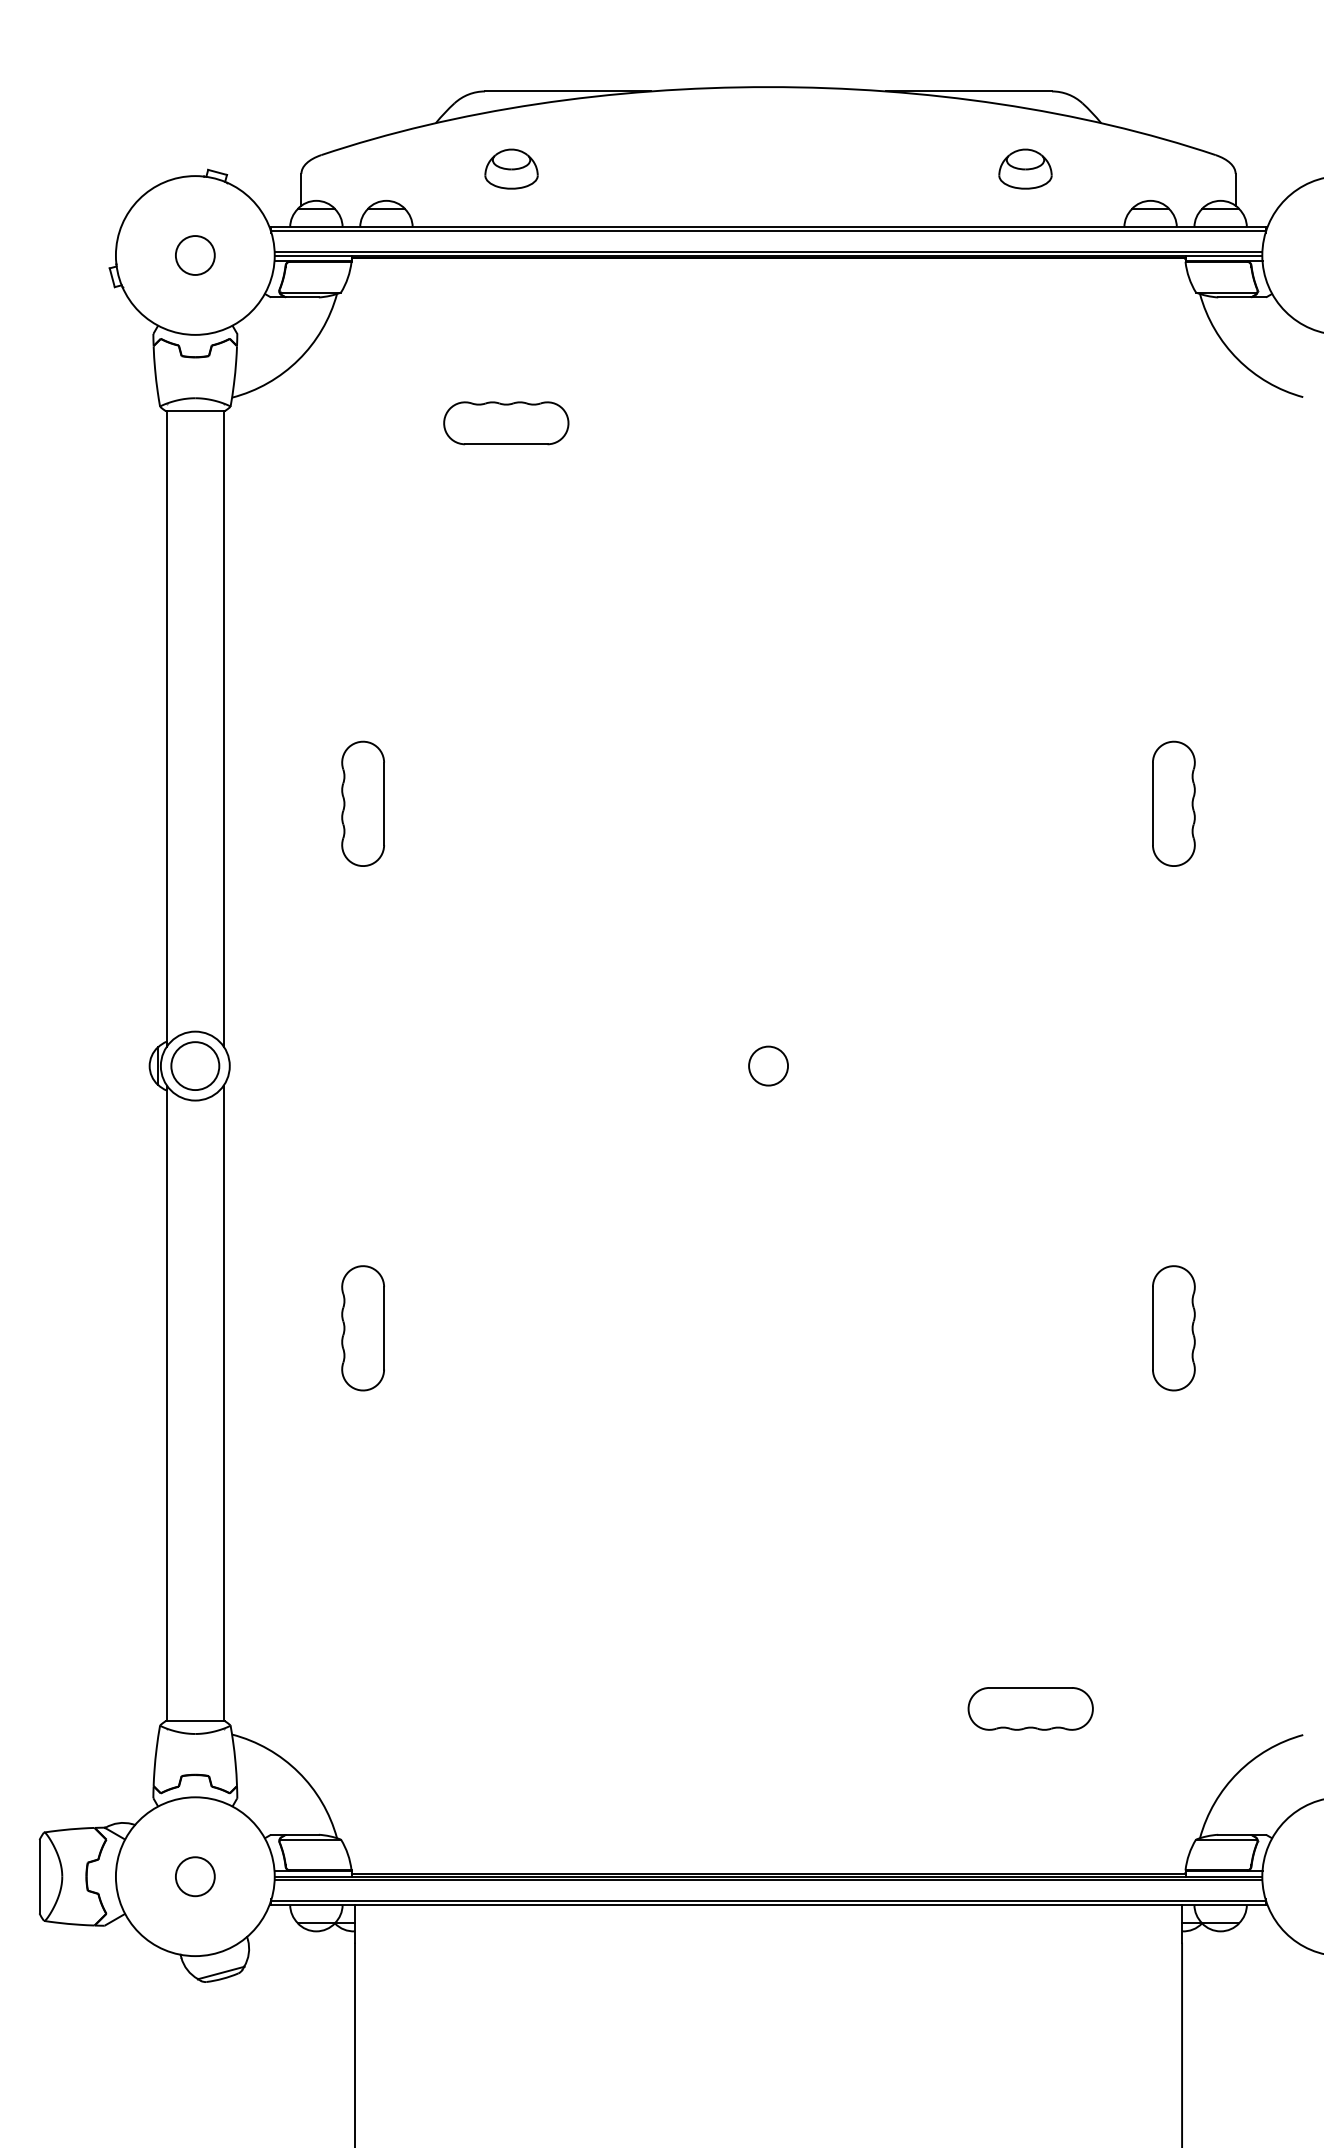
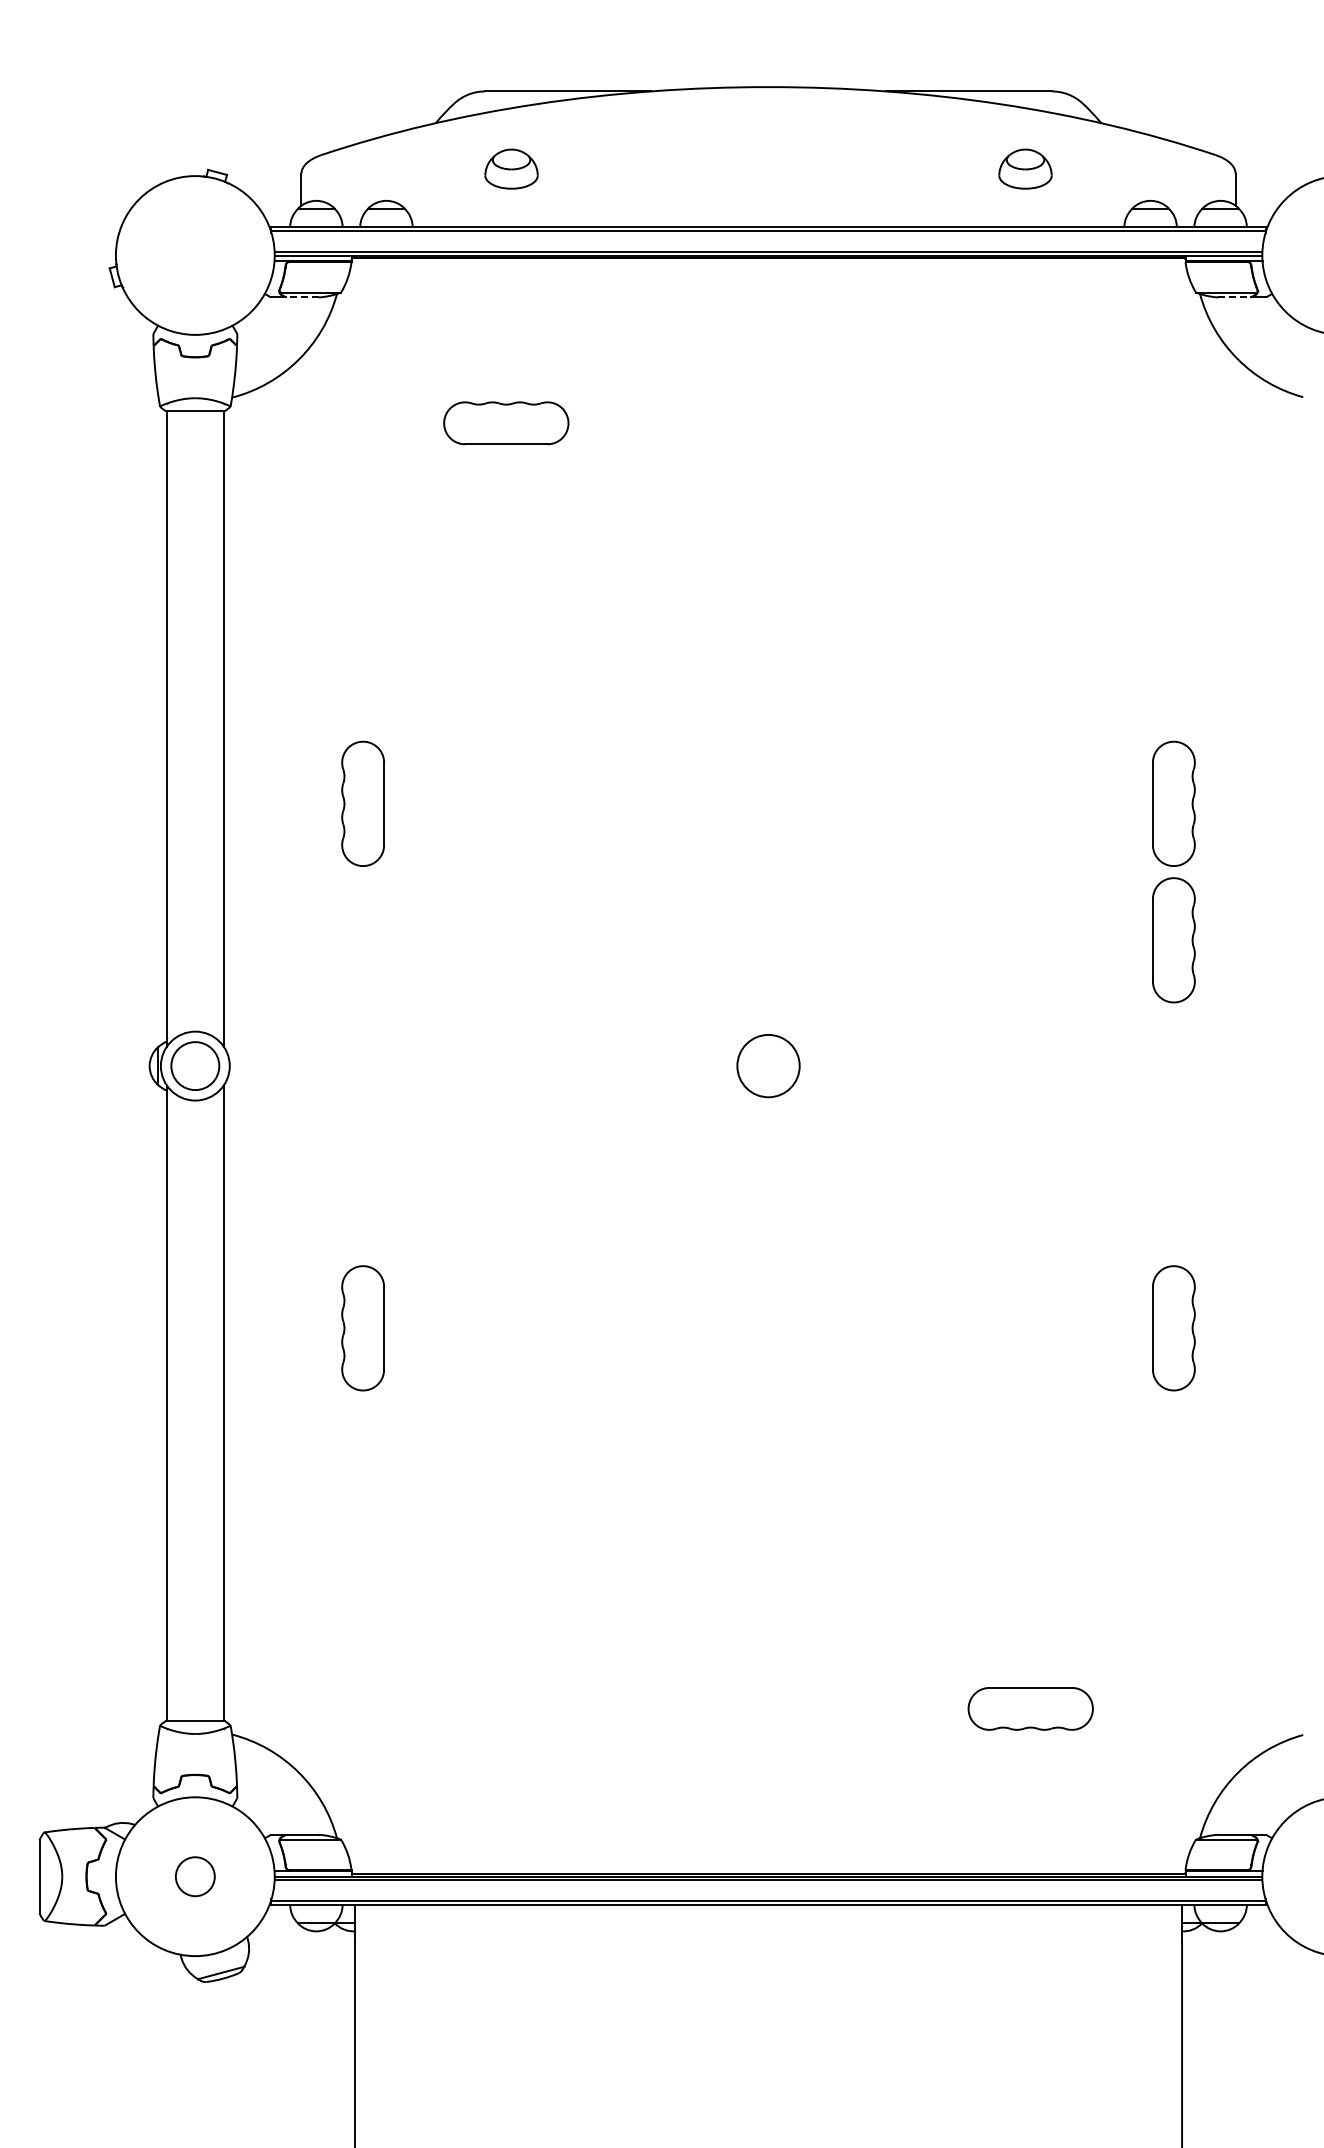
circle: present -> none (195, 255)
line: solid -> dashed (301, 297)
line: solid -> dashed (1235, 297)
part: none -> present (1173, 940)
circle diameter: 39 px -> 62 px (768, 1065)
